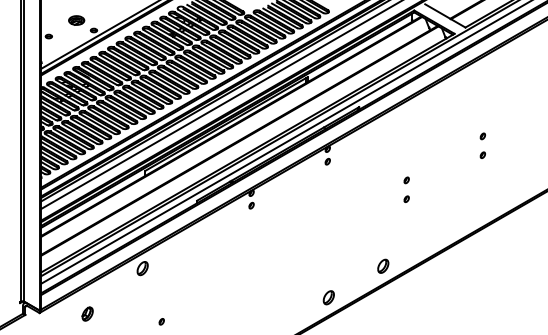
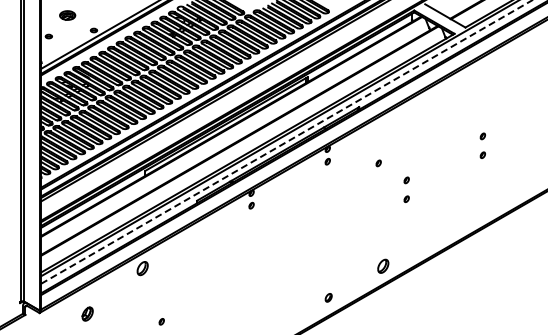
part position: (76, 20) -> (67, 15) (67, 15)
line: present -> none (220, 105)
line: solid -> dashed (287, 141)
part: none -> present (378, 163)
part size: 13x16 px -> 9x10 px (328, 297)
